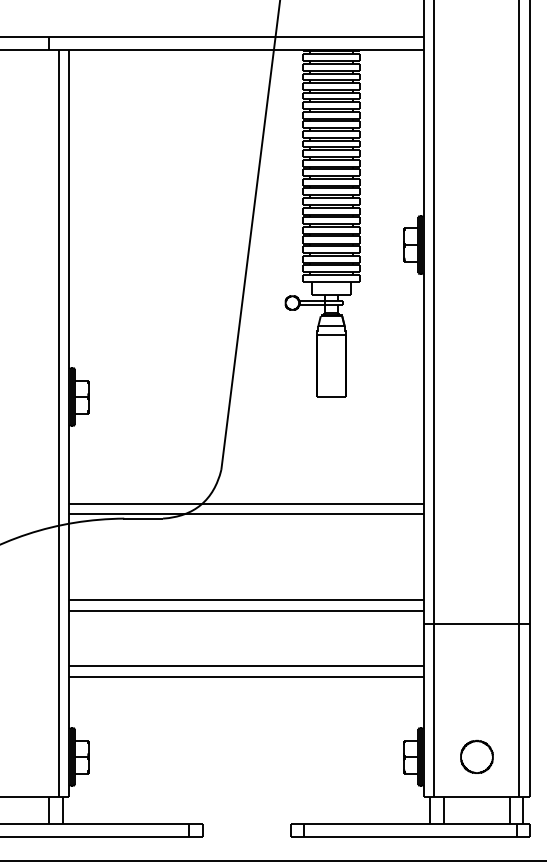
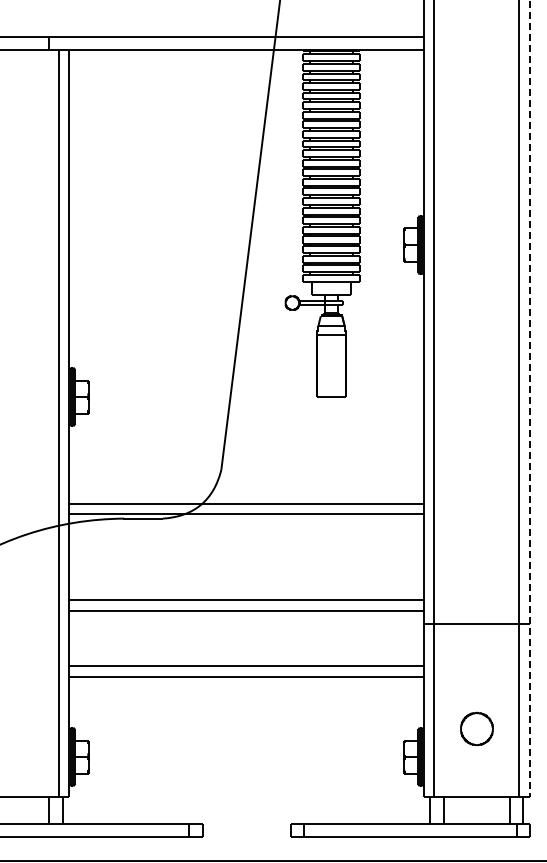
line: solid -> dashed (530, 399)
part position: (476, 756) -> (476, 728) (476, 728)
